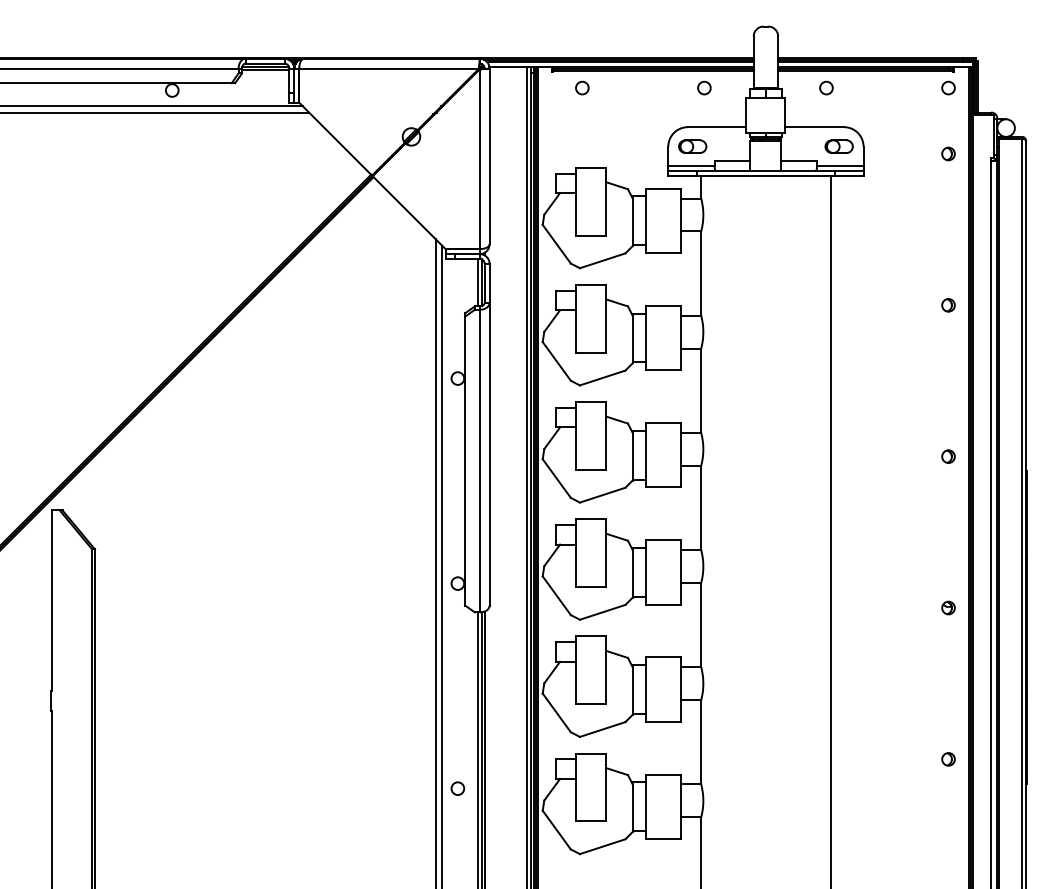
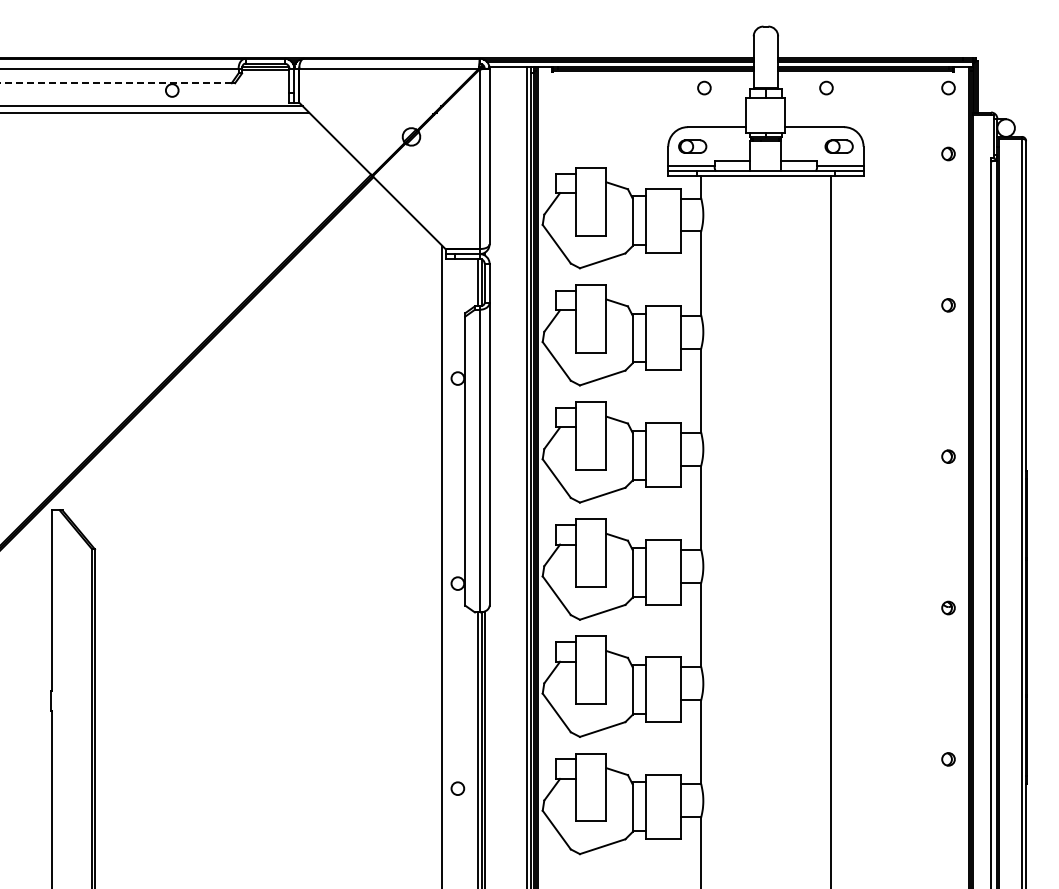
line: solid -> dashed (115, 83)
circle: present -> none (582, 87)
line: present -> none (435, 562)
